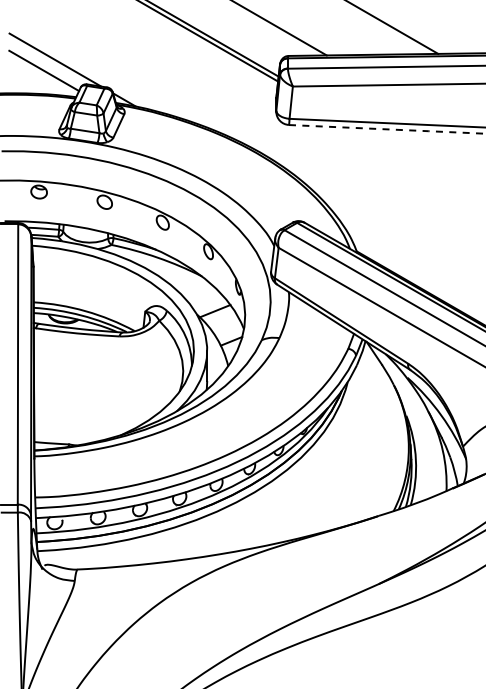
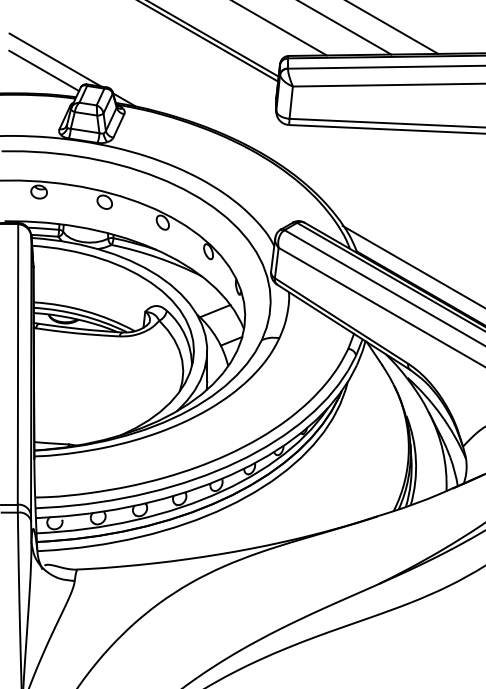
line: none -> present (345, 28)
line: dashed -> solid (387, 129)
line: none -> present (412, 265)
